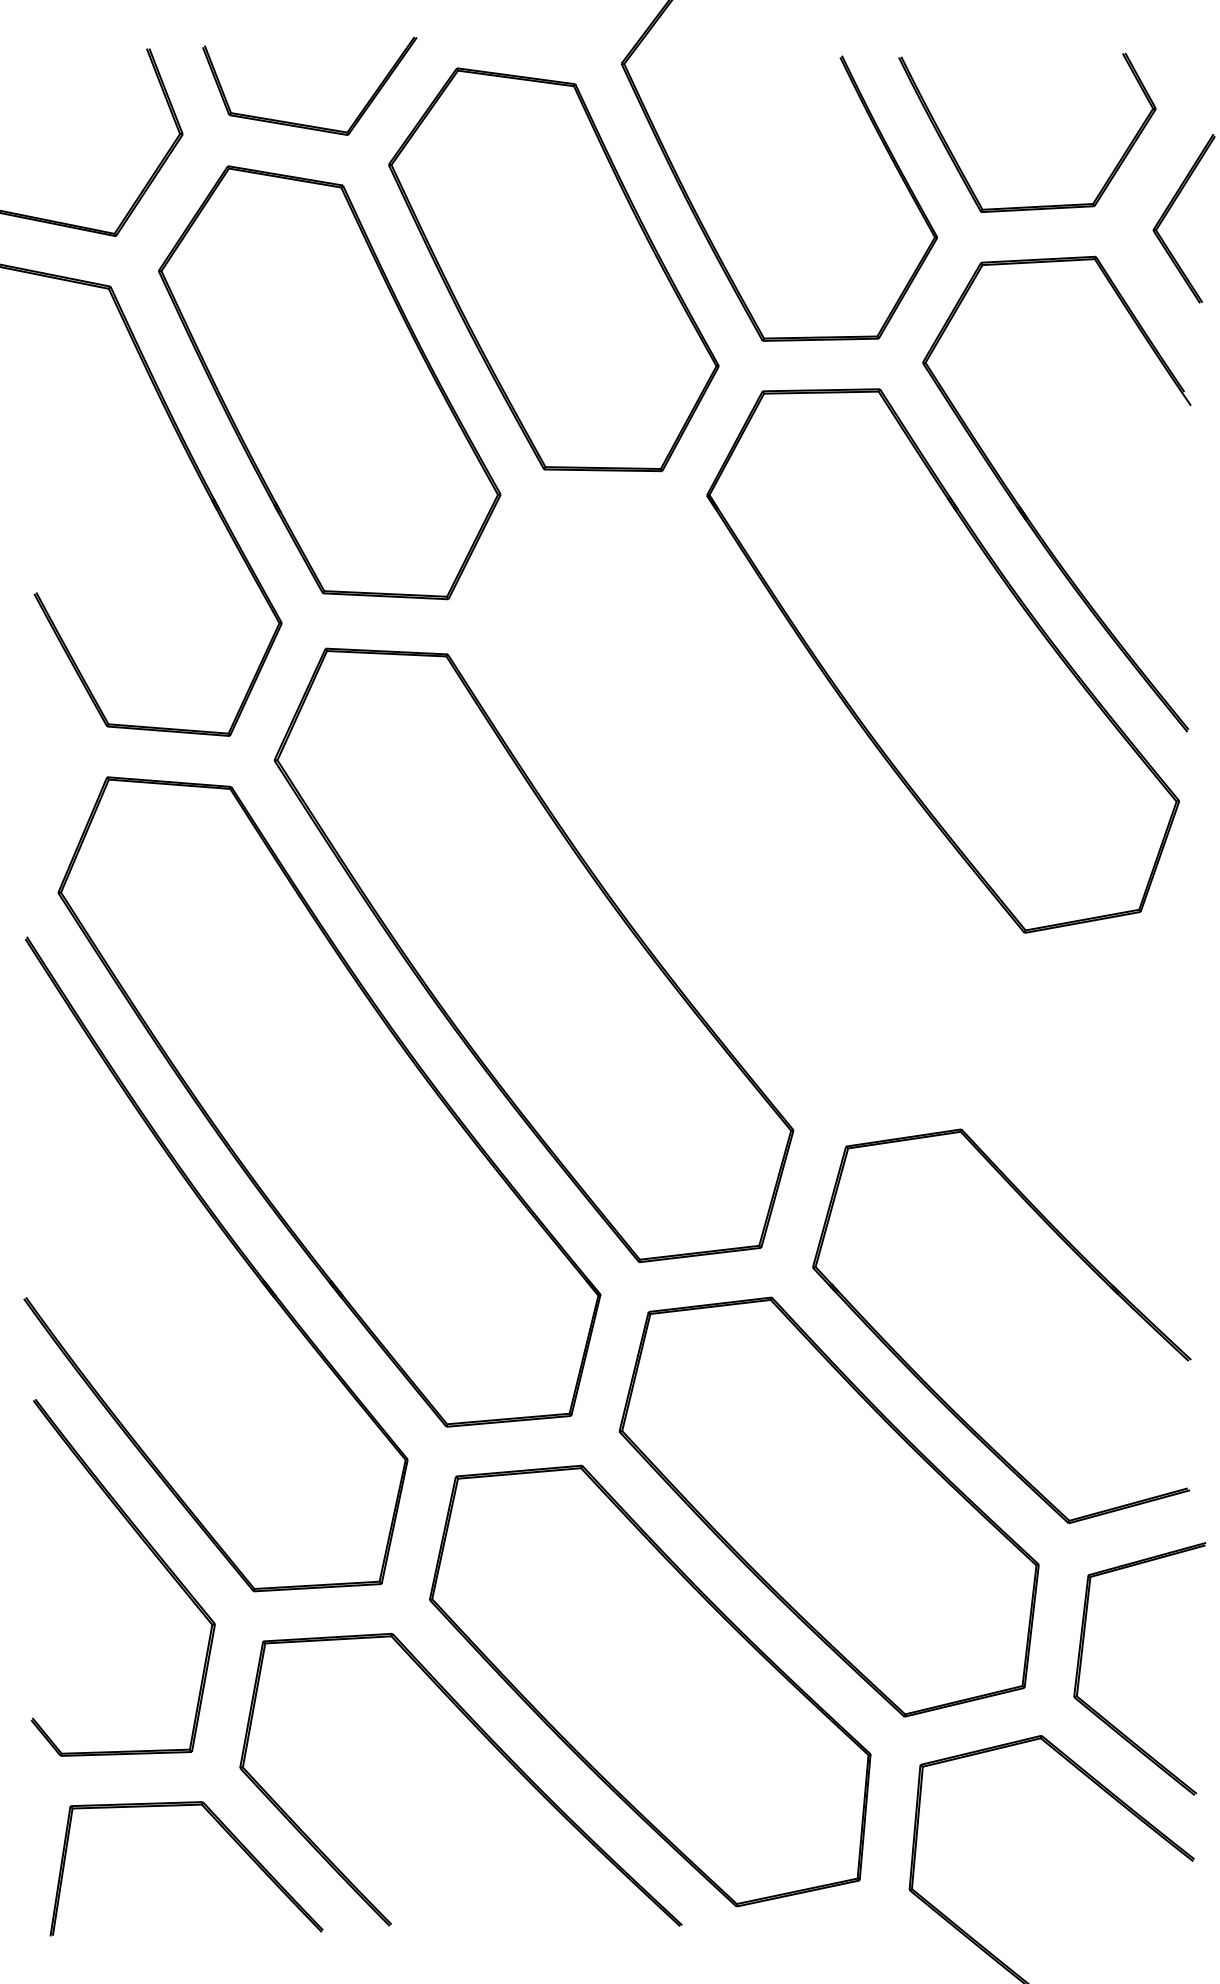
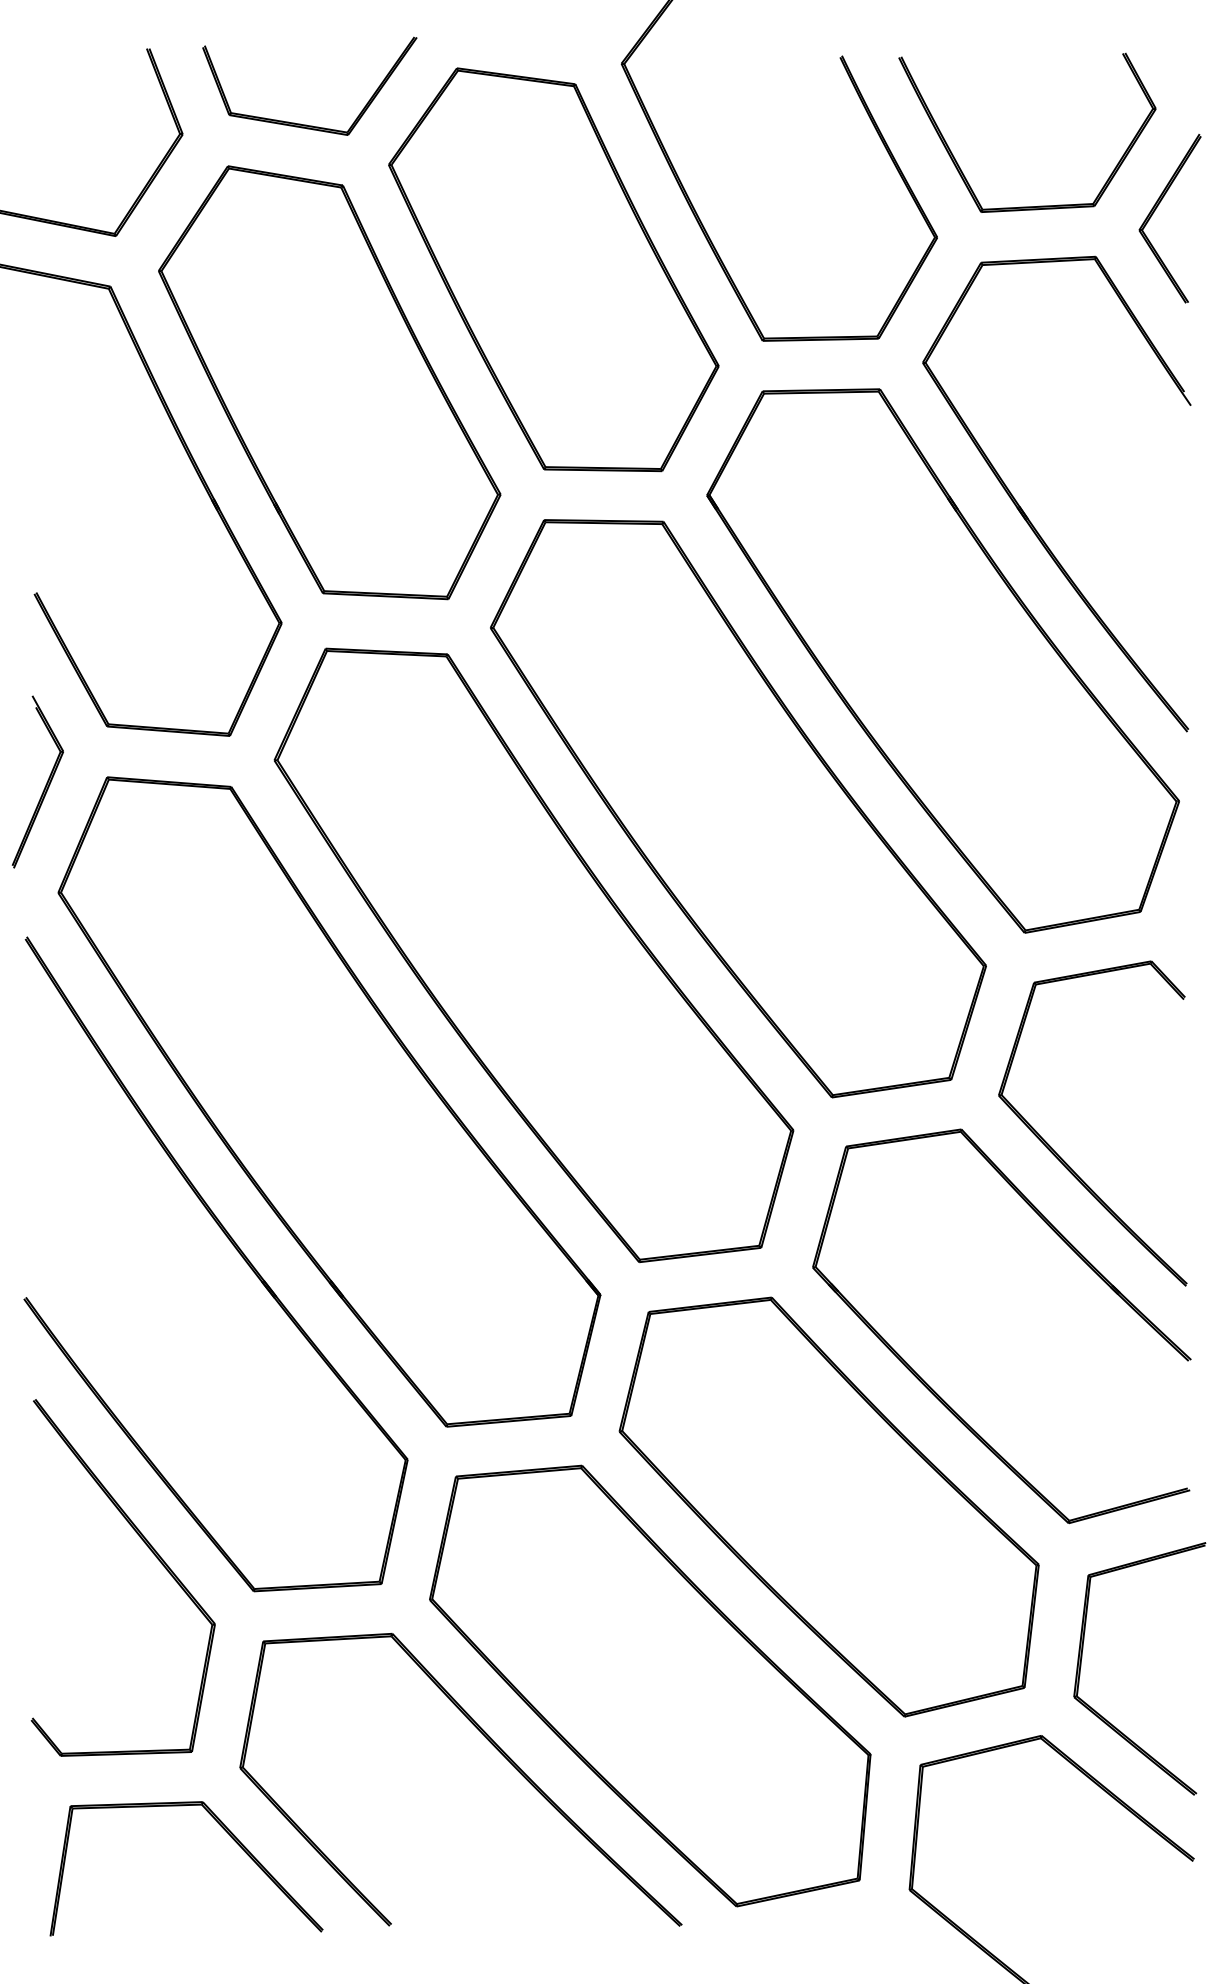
part position: (1170, 209) -> (1156, 209) (1156, 209)
part: none -> present (45, 784)
part: none -> present (738, 808)
part: none -> present (1059, 1155)
